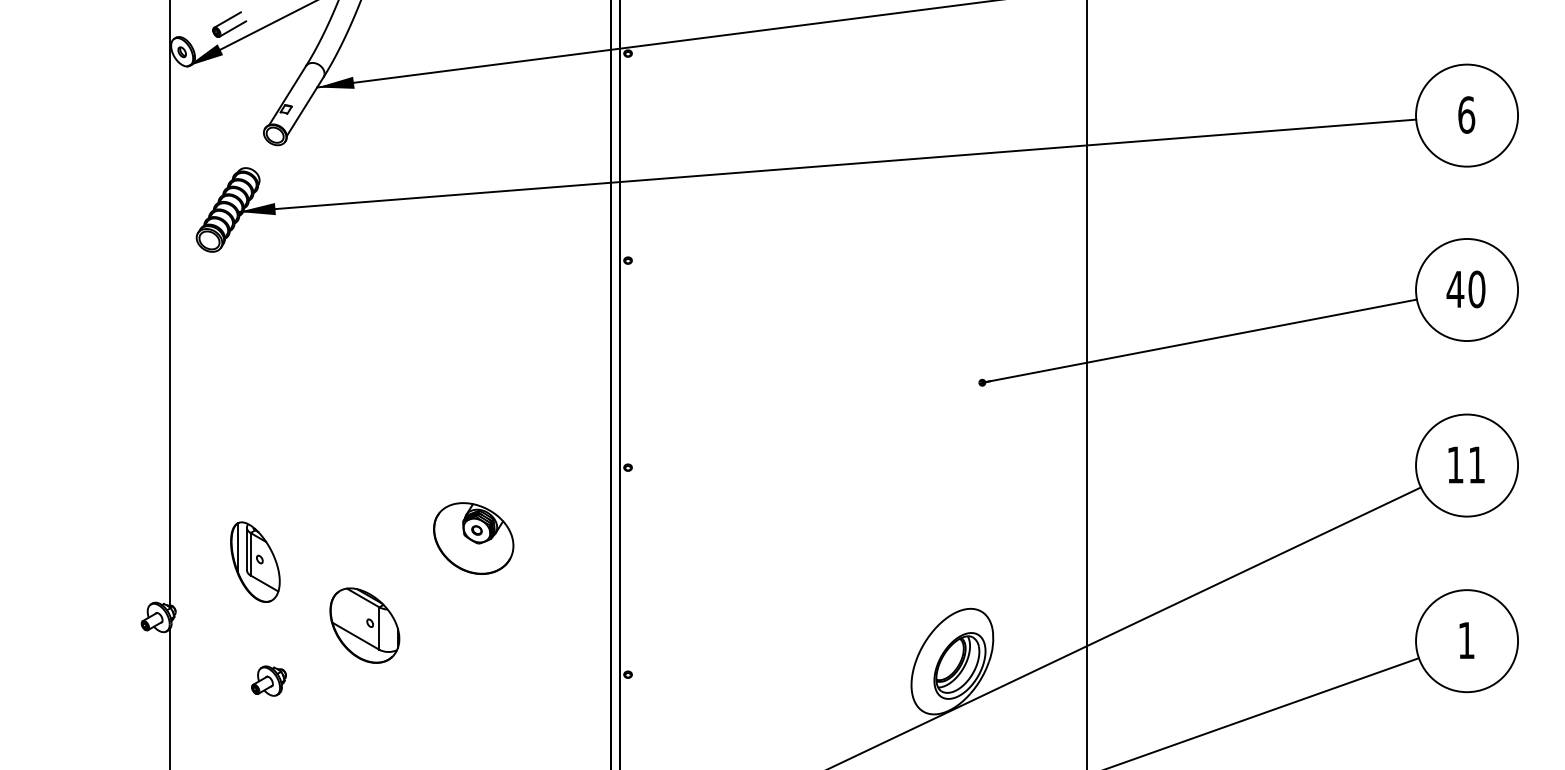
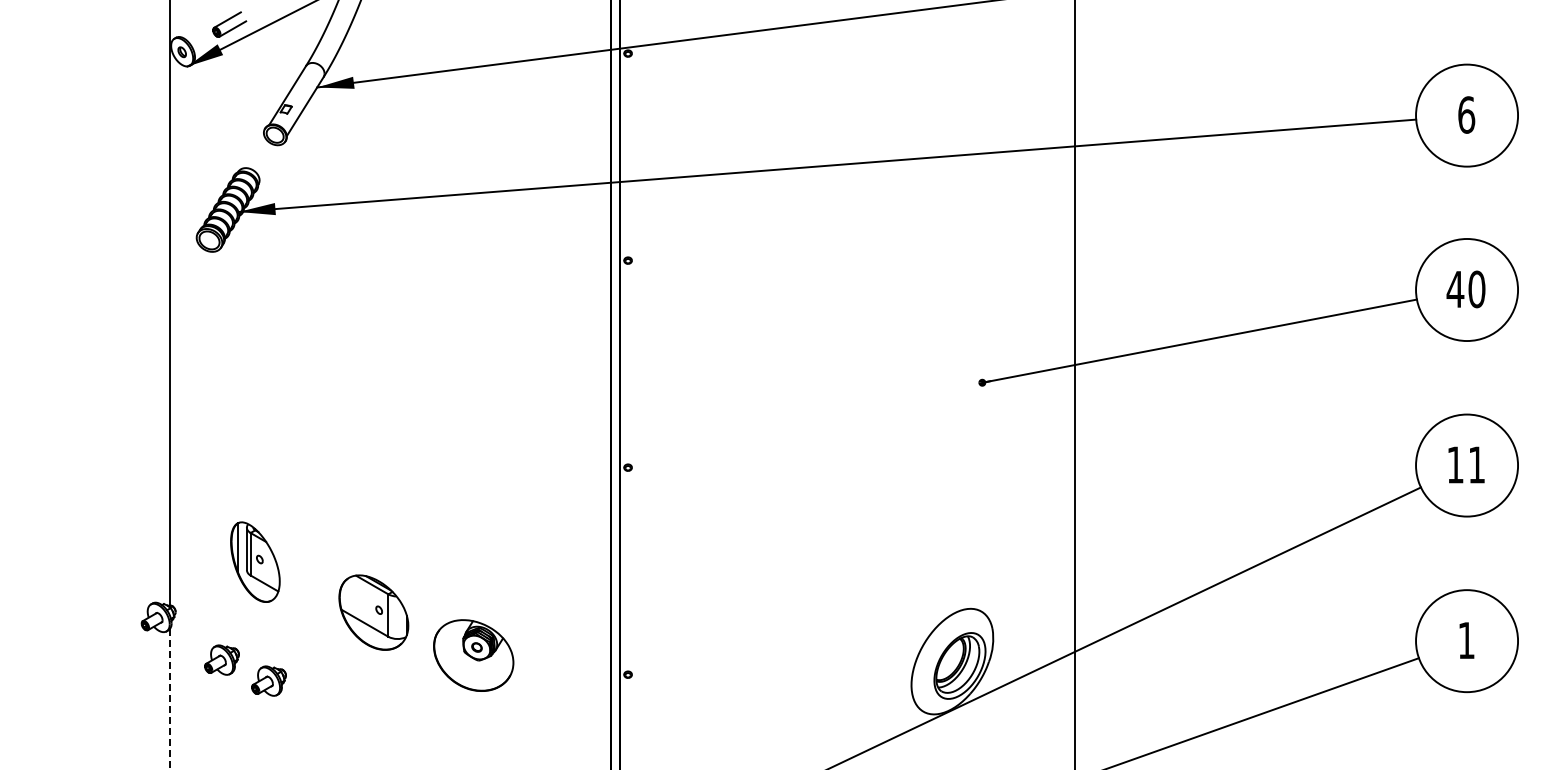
line position: (1087, 384) -> (1075, 384) (1075, 384)
part position: (473, 538) -> (473, 655) (473, 655)
part position: (364, 625) -> (373, 612) (373, 612)
part: none -> present (221, 659)
line: solid -> dashed (169, 699)
